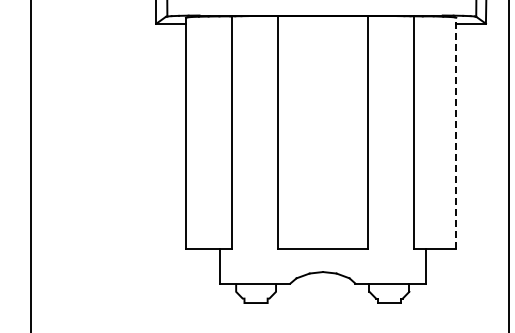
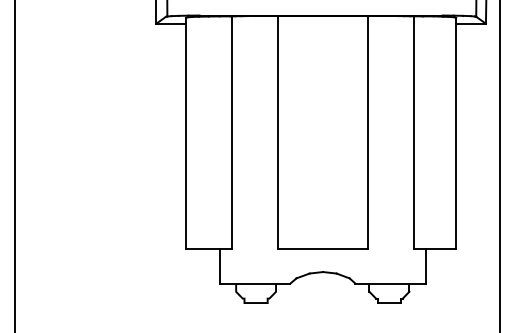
line: dashed -> solid (456, 133)
line position: (31, 165) -> (15, 165) (15, 165)
line position: (508, 165) -> (499, 165) (499, 165)
